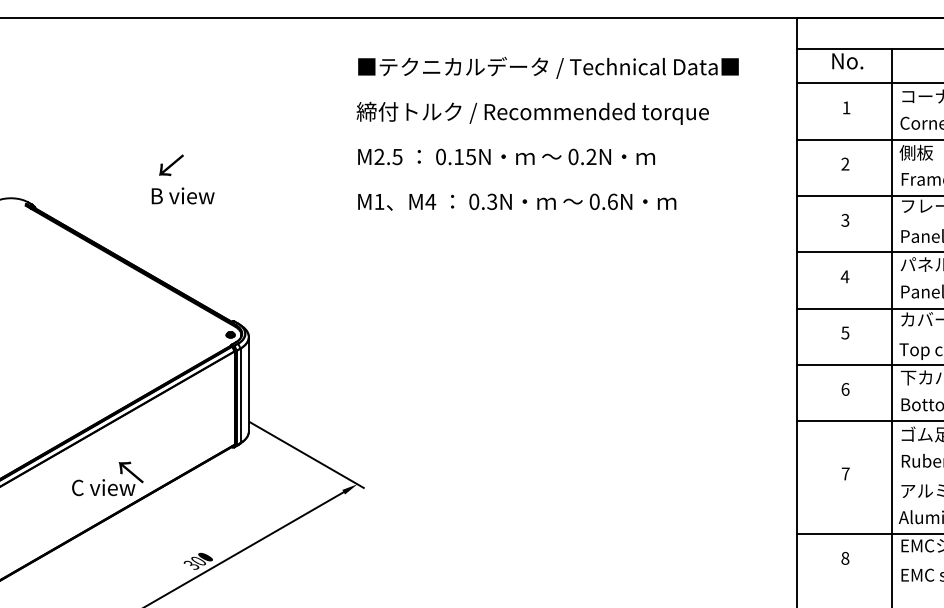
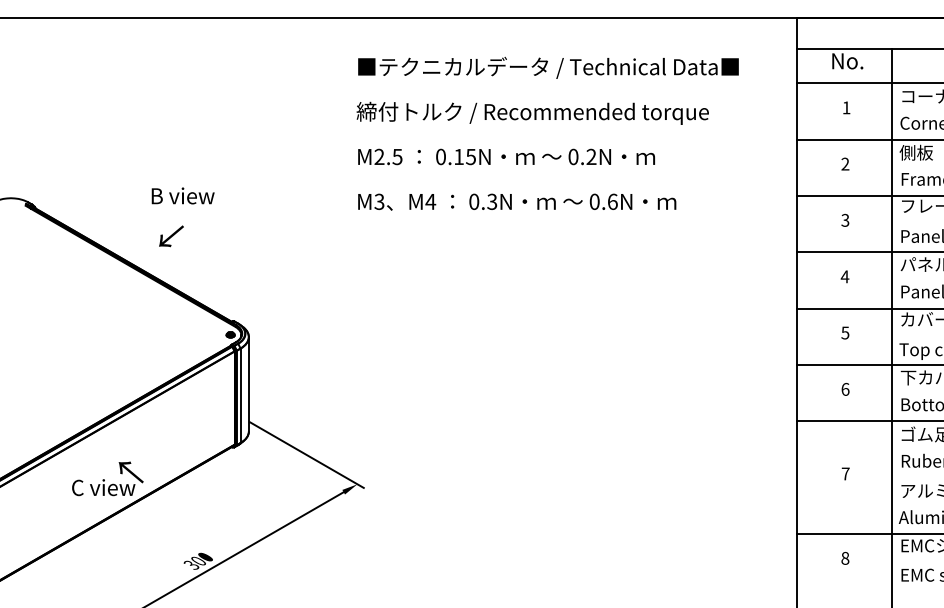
text position: (171, 165) -> (171, 236) (171, 236)
text: M1 -> M3 (379, 201)
